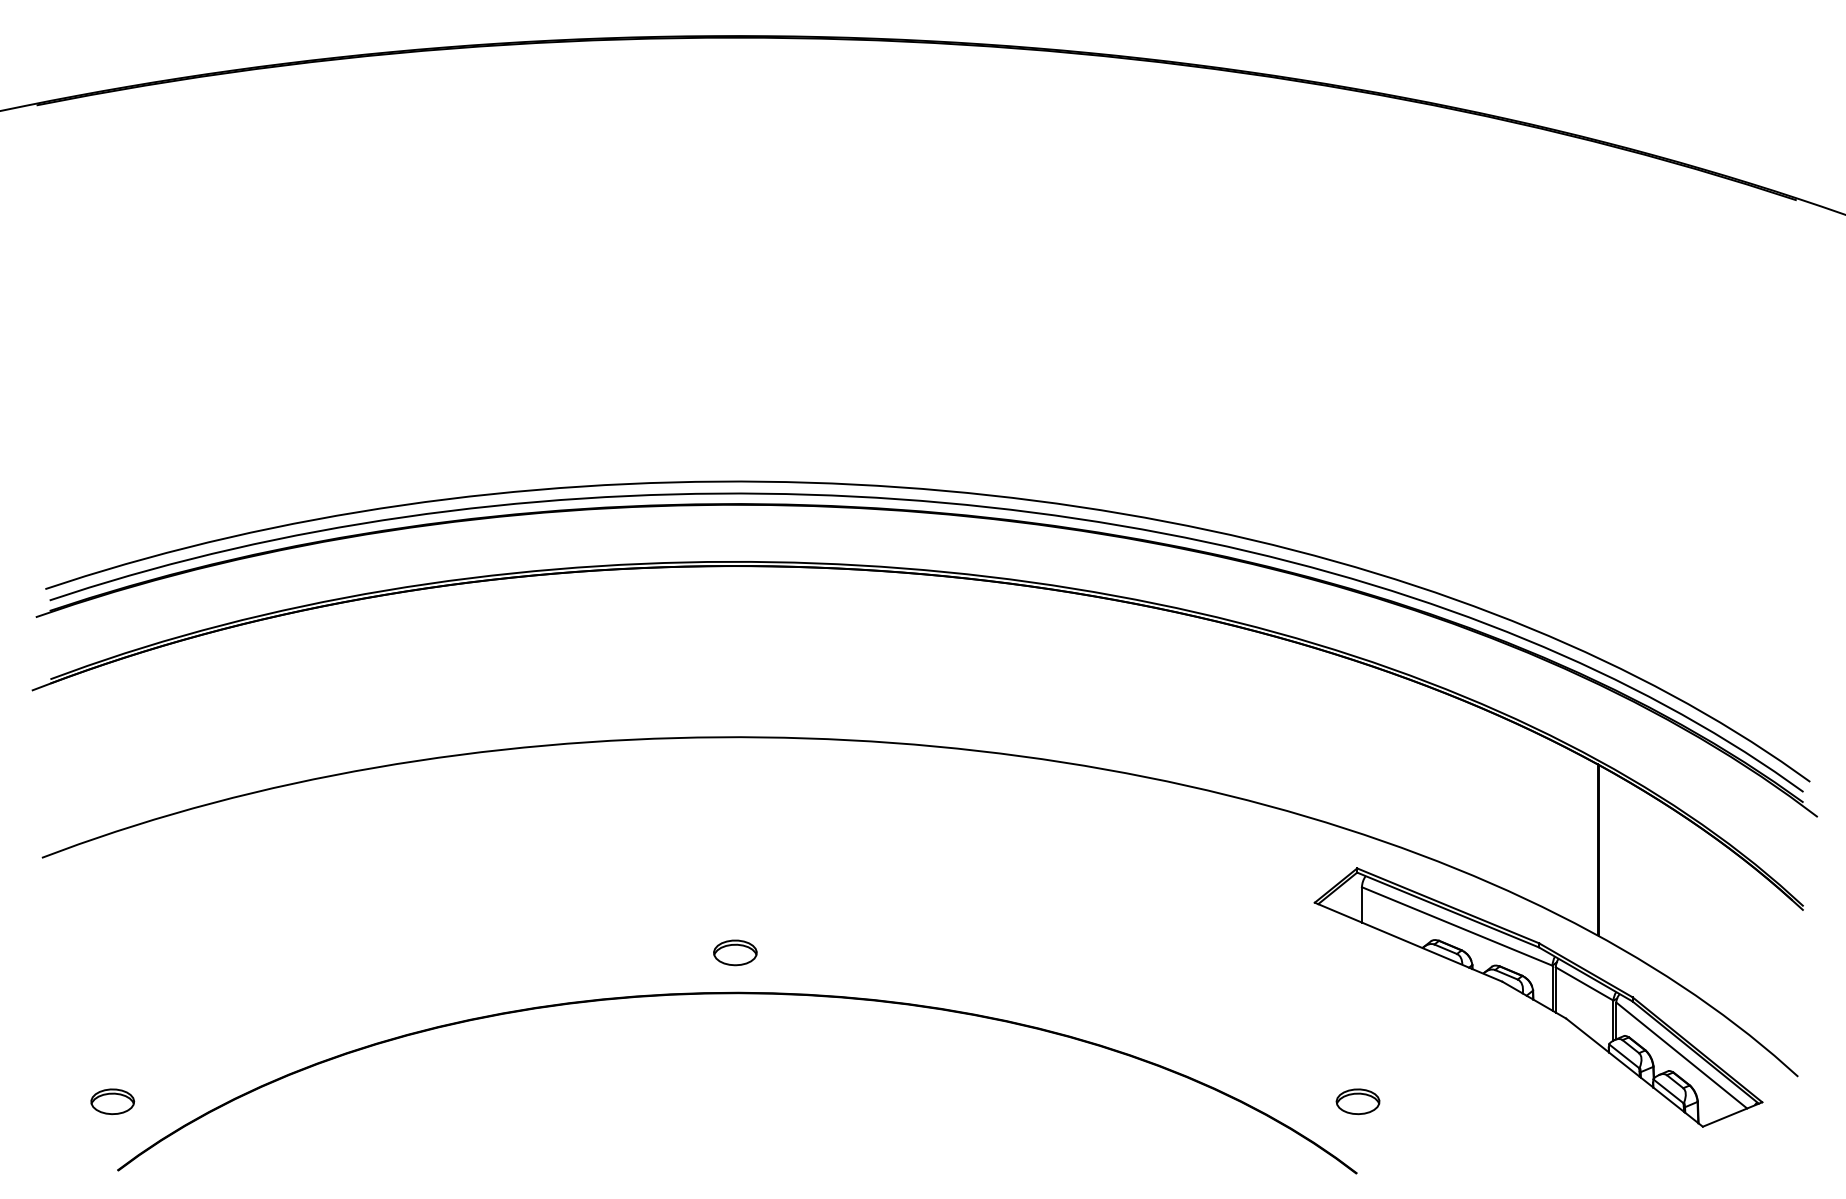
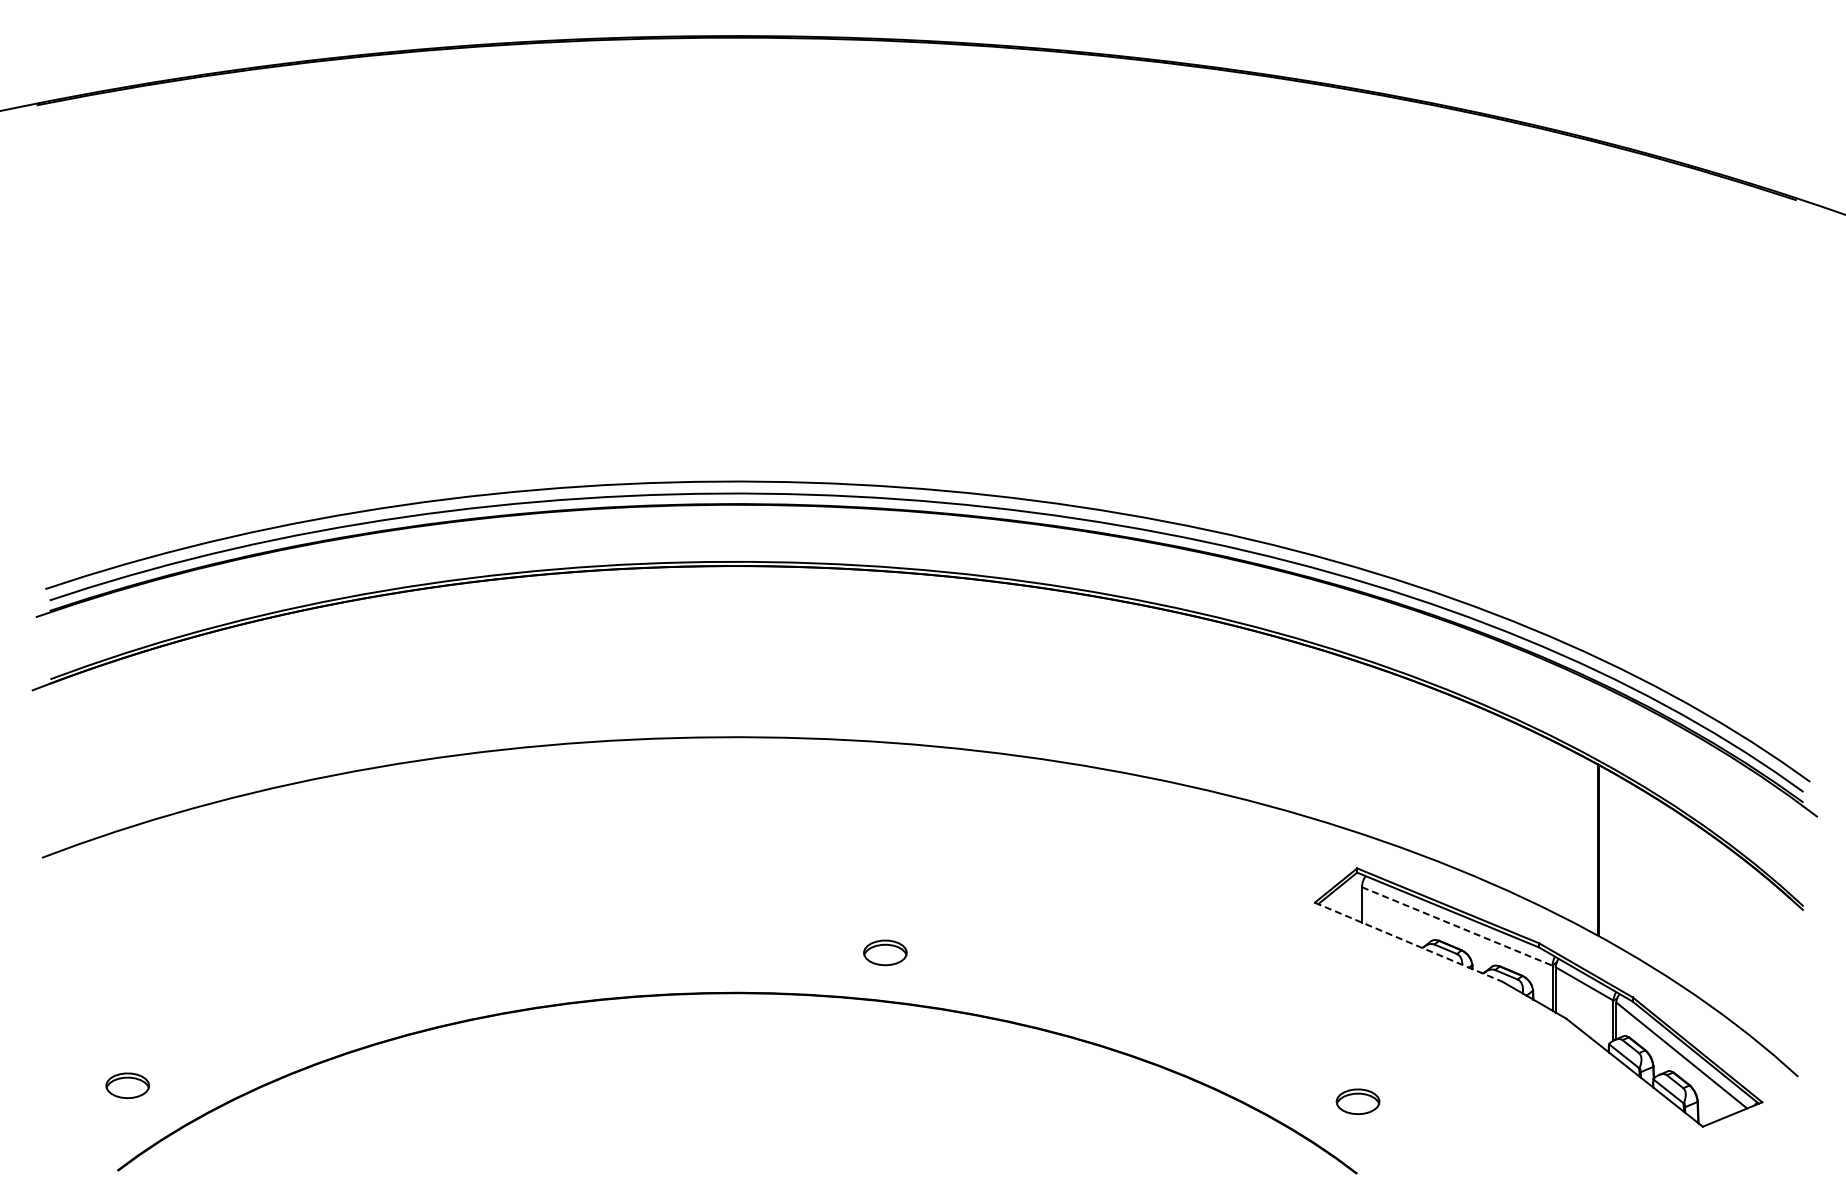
line: solid -> dashed (1457, 926)
line: solid -> dashed (1408, 942)
part position: (735, 952) -> (885, 952) (885, 952)
part position: (112, 1101) -> (127, 1085) (127, 1085)
